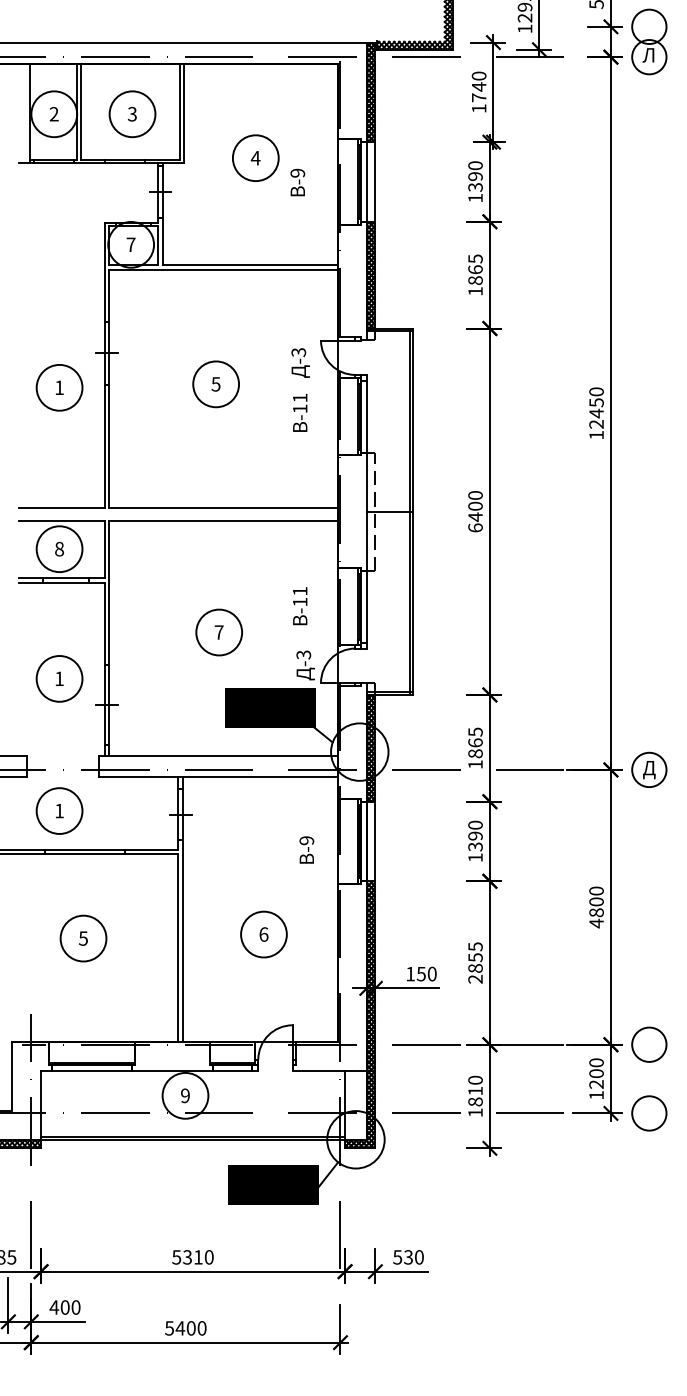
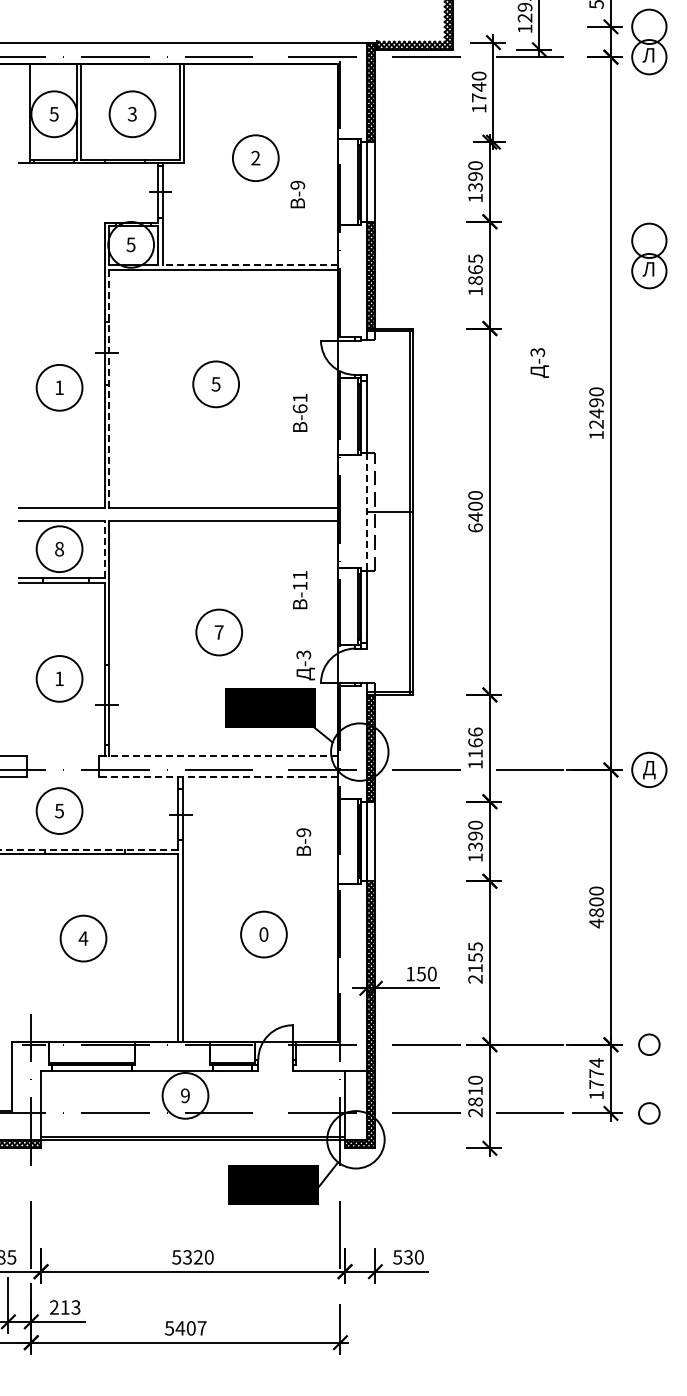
text: 2 -> 5 (53, 114)
text: 4 -> 2 (255, 157)
text position: (297, 182) -> (297, 194) (297, 194)
text: 7 -> 5 (130, 244)
part: none -> present (649, 255)
line: solid -> dashed (249, 265)
text position: (300, 362) -> (539, 362) (539, 362)
line: solid -> dashed (109, 389)
text: 12450 -> 12490 (596, 402)
text: -11 -> -61 (299, 408)
line: solid -> dashed (366, 512)
line: solid -> dashed (104, 549)
text position: (300, 606) -> (300, 590) (300, 590)
text: 1865 -> 1166 (475, 742)
line: solid -> dashed (217, 755)
line: solid -> dashed (217, 777)
text: 1 -> 5 (59, 811)
line: solid -> dashed (88, 849)
text position: (306, 849) -> (303, 841) (303, 841)
text: 6 -> 0 (263, 934)
text: 5 -> 4 (83, 938)
text: 2855 -> 2155 (475, 968)
circle diameter: 34 px -> 21 px (649, 1044)
text: 1200 -> 1774 (596, 1073)
text: 1810 -> 2810 (475, 1112)
circle diameter: 34 px -> 21 px (649, 1113)
text: 5310 -> 5320 (198, 1257)
text: 400 -> 213 (64, 1307)
text: 5400 -> 5407 (201, 1328)
